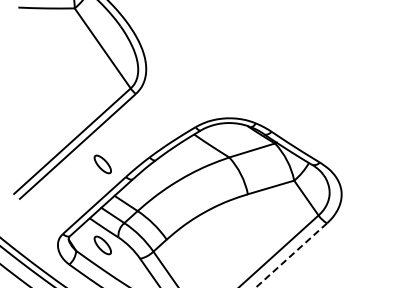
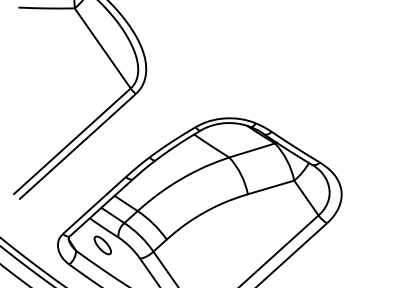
part: present -> none (102, 164)
line: dashed -> solid (291, 255)
